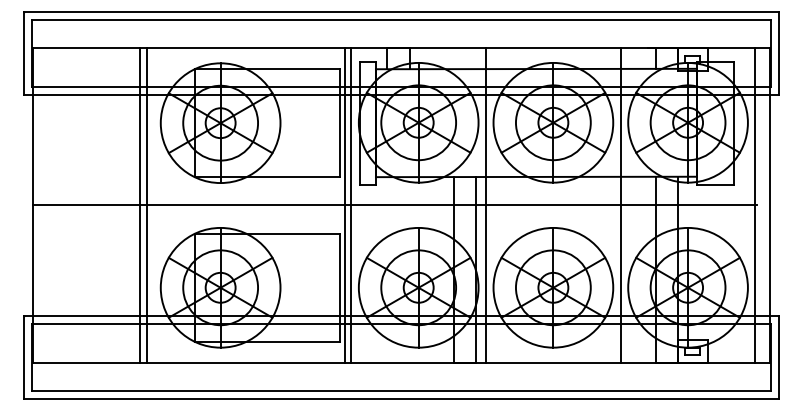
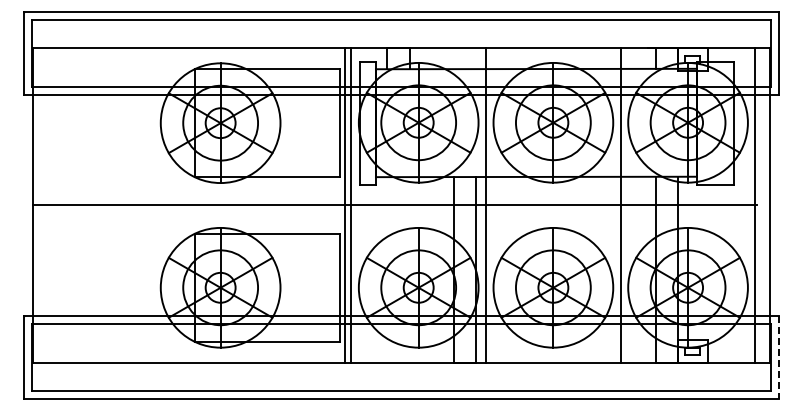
line: present -> none (140, 205)
line: present -> none (146, 205)
line: solid -> dashed (778, 357)
